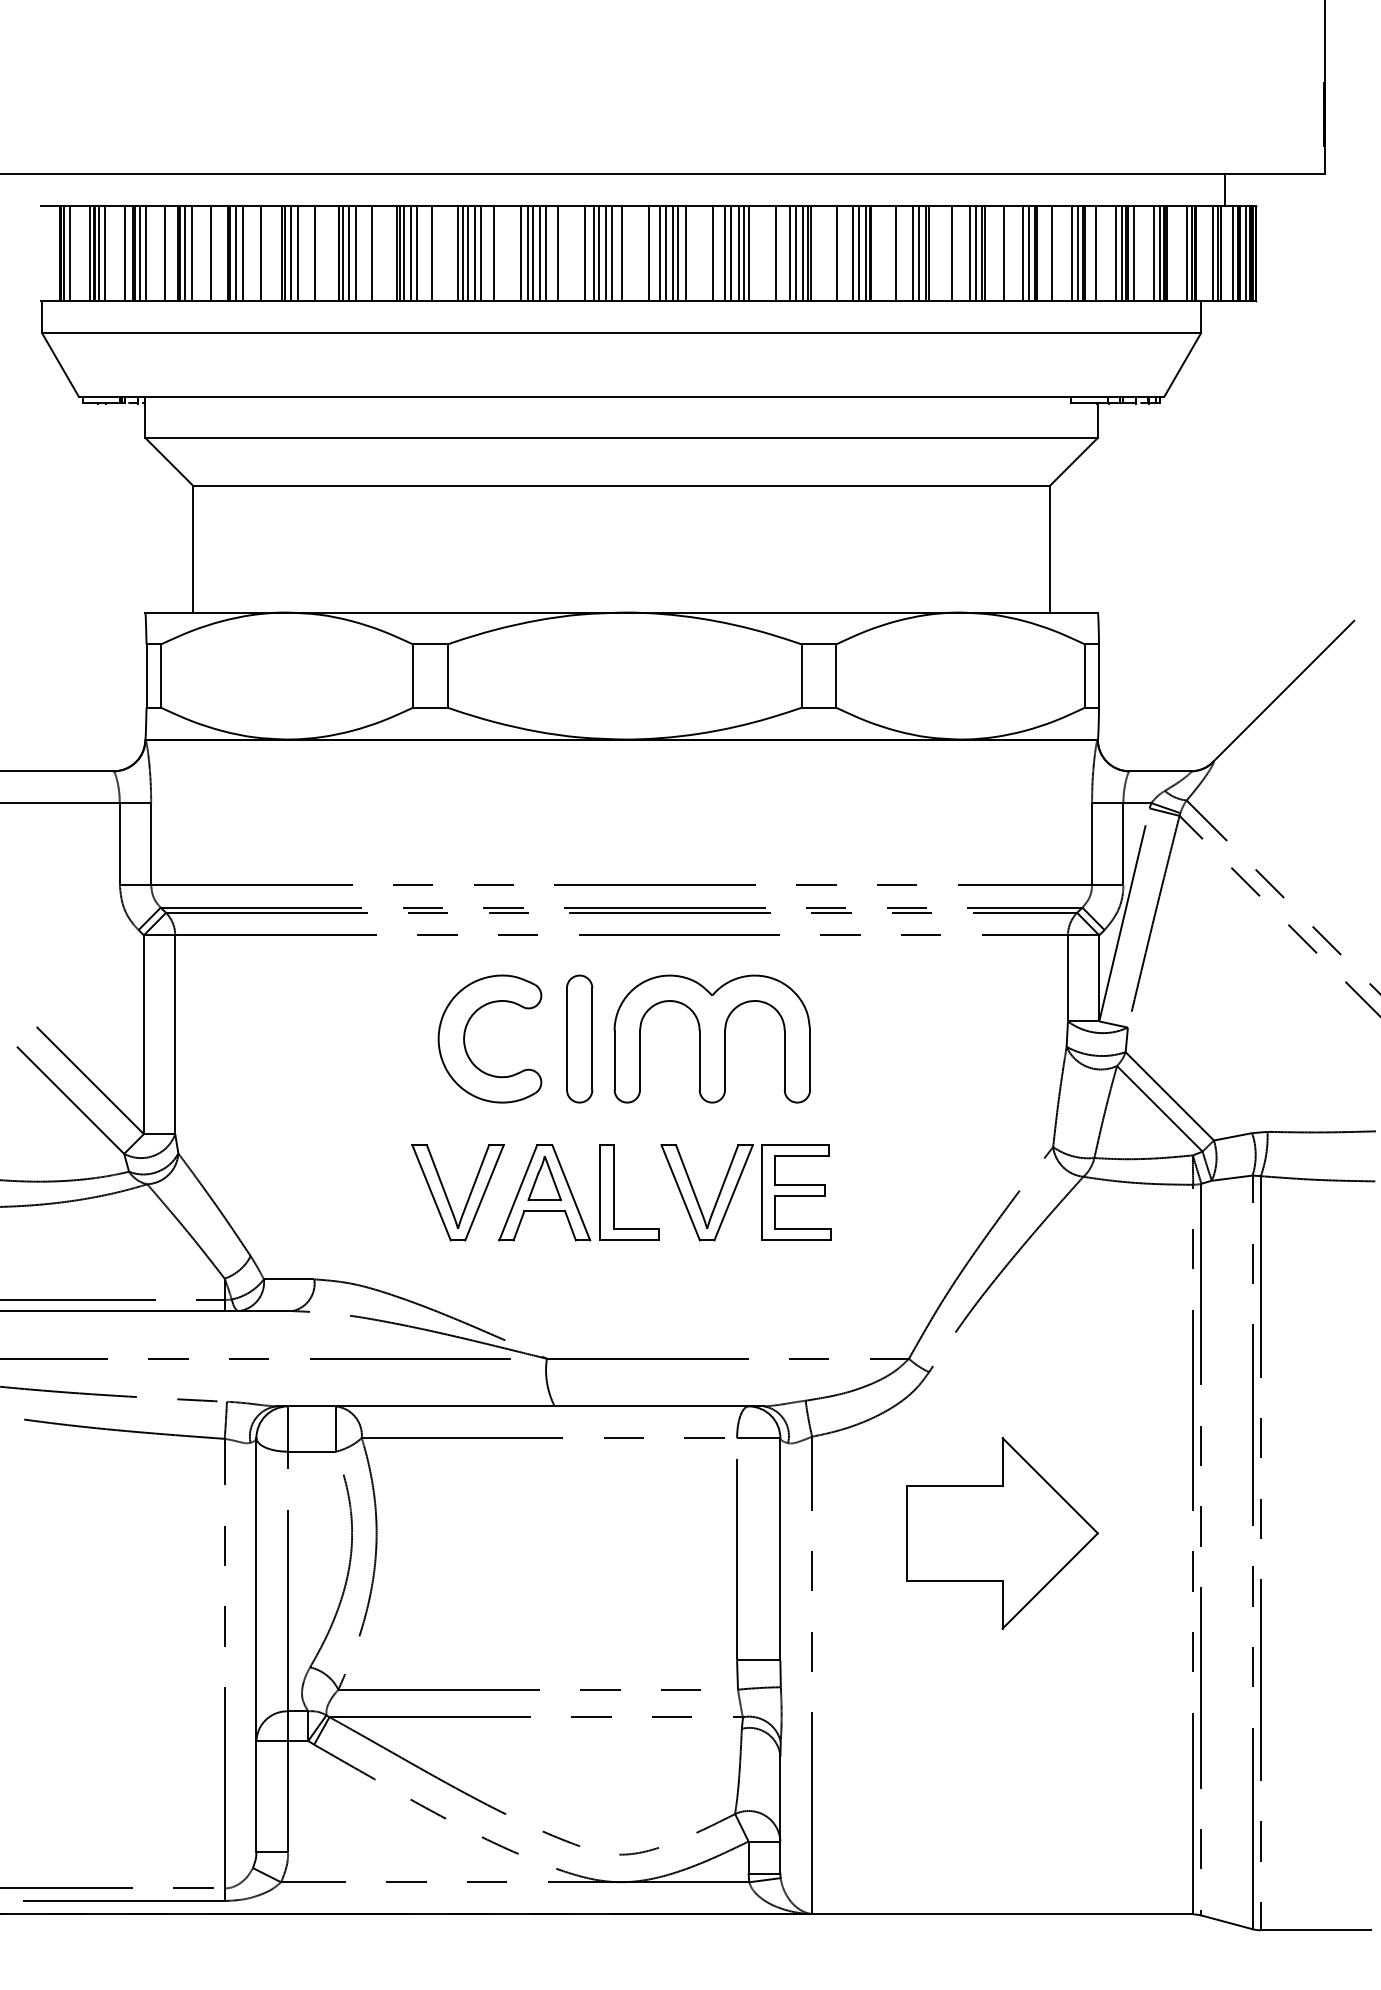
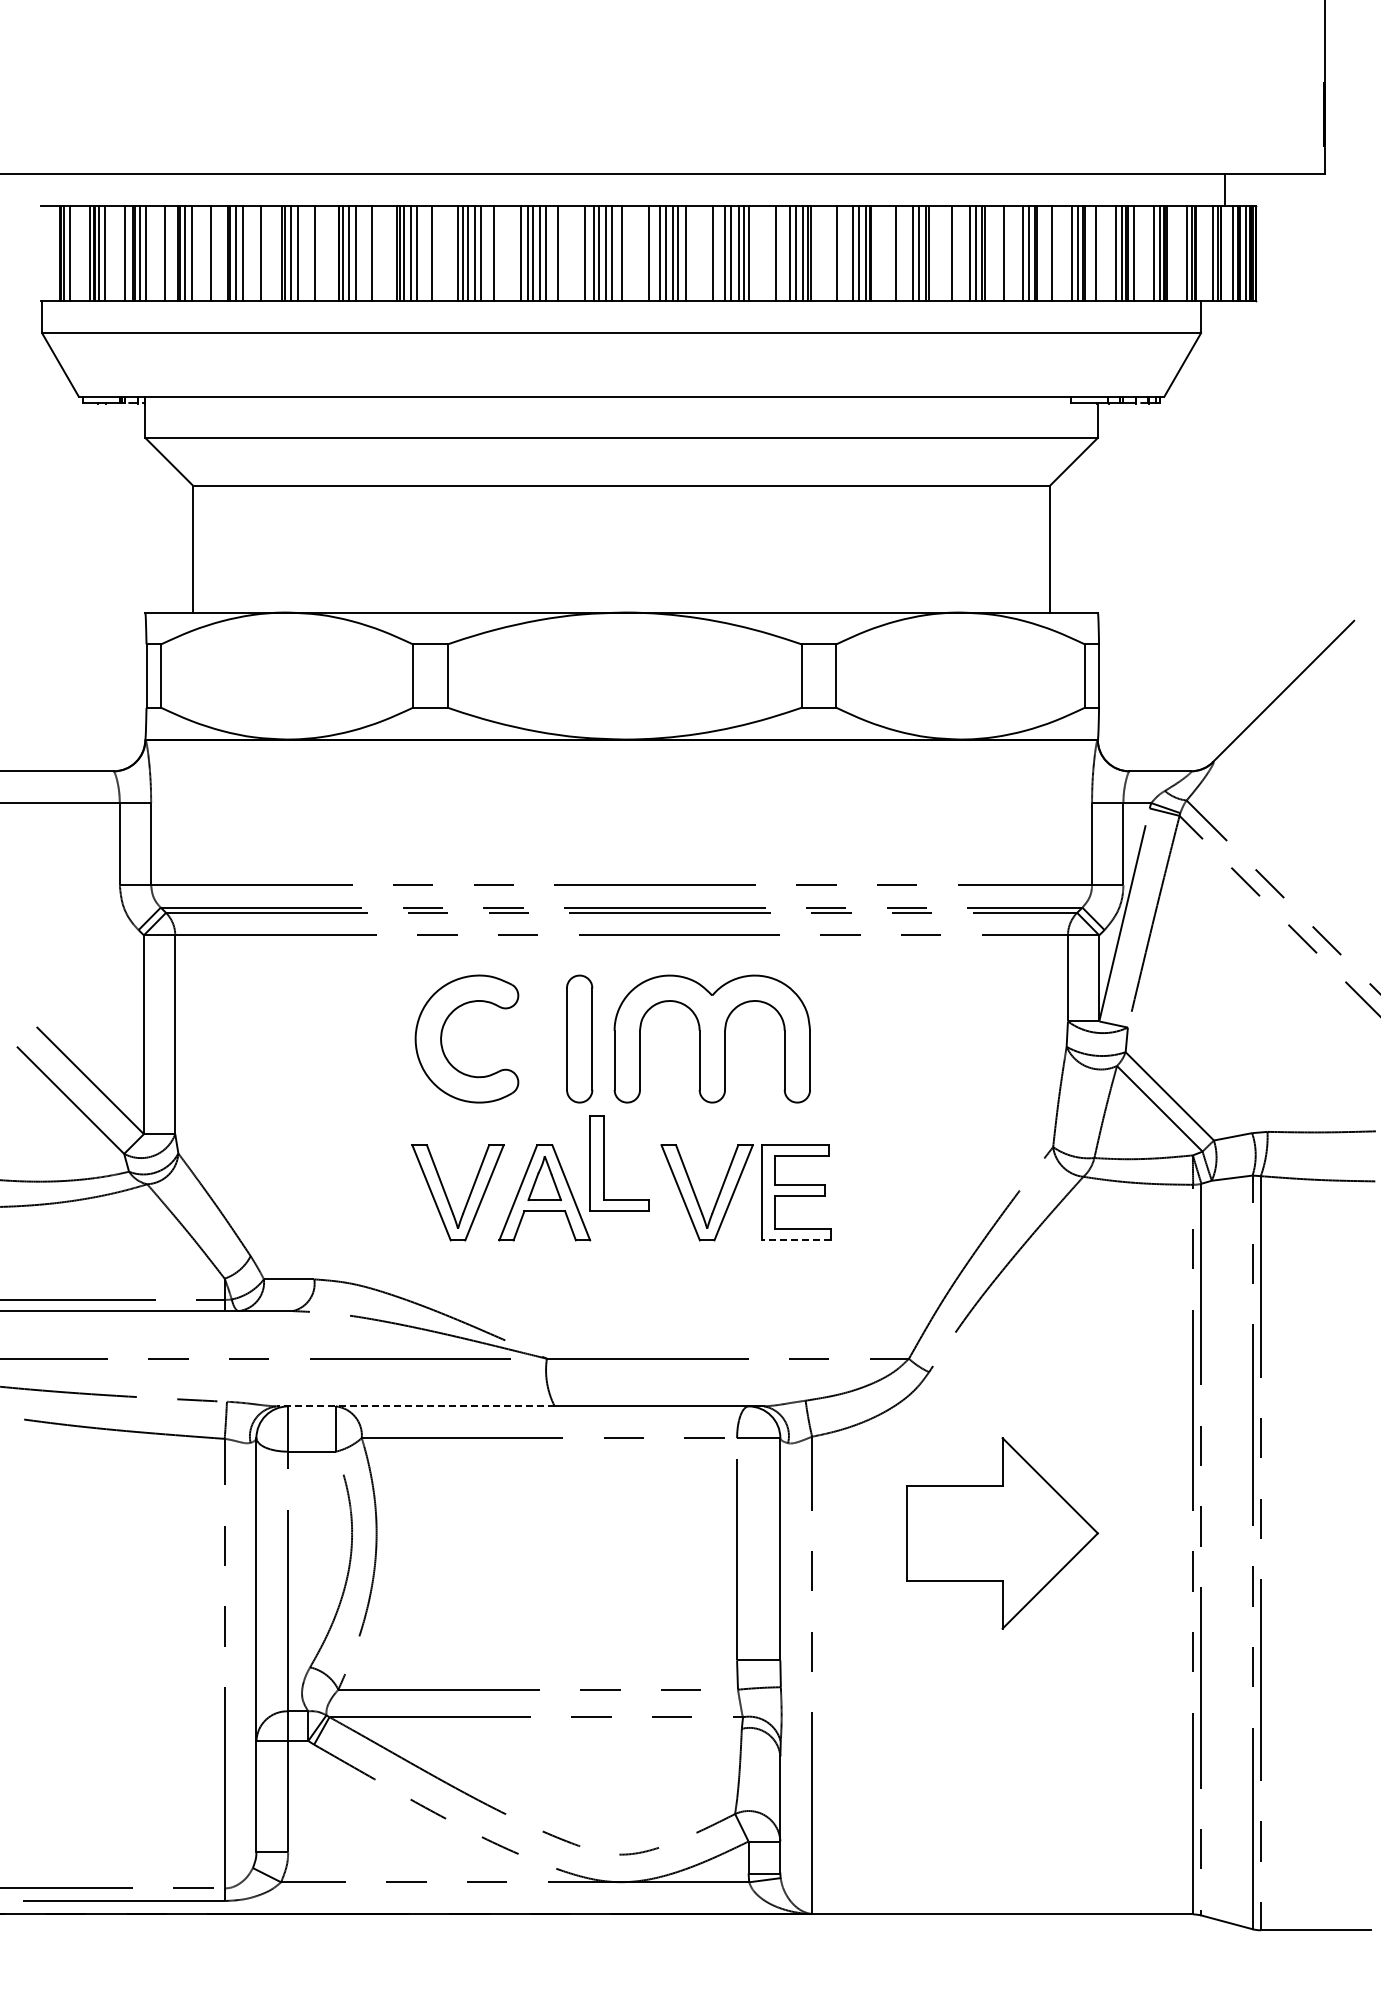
part position: (465, 1036) -> (442, 1036) (442, 1036)
part position: (614, 1192) -> (604, 1163) (604, 1163)
line: solid -> dashed (796, 1240)
line: solid -> dashed (415, 1406)
